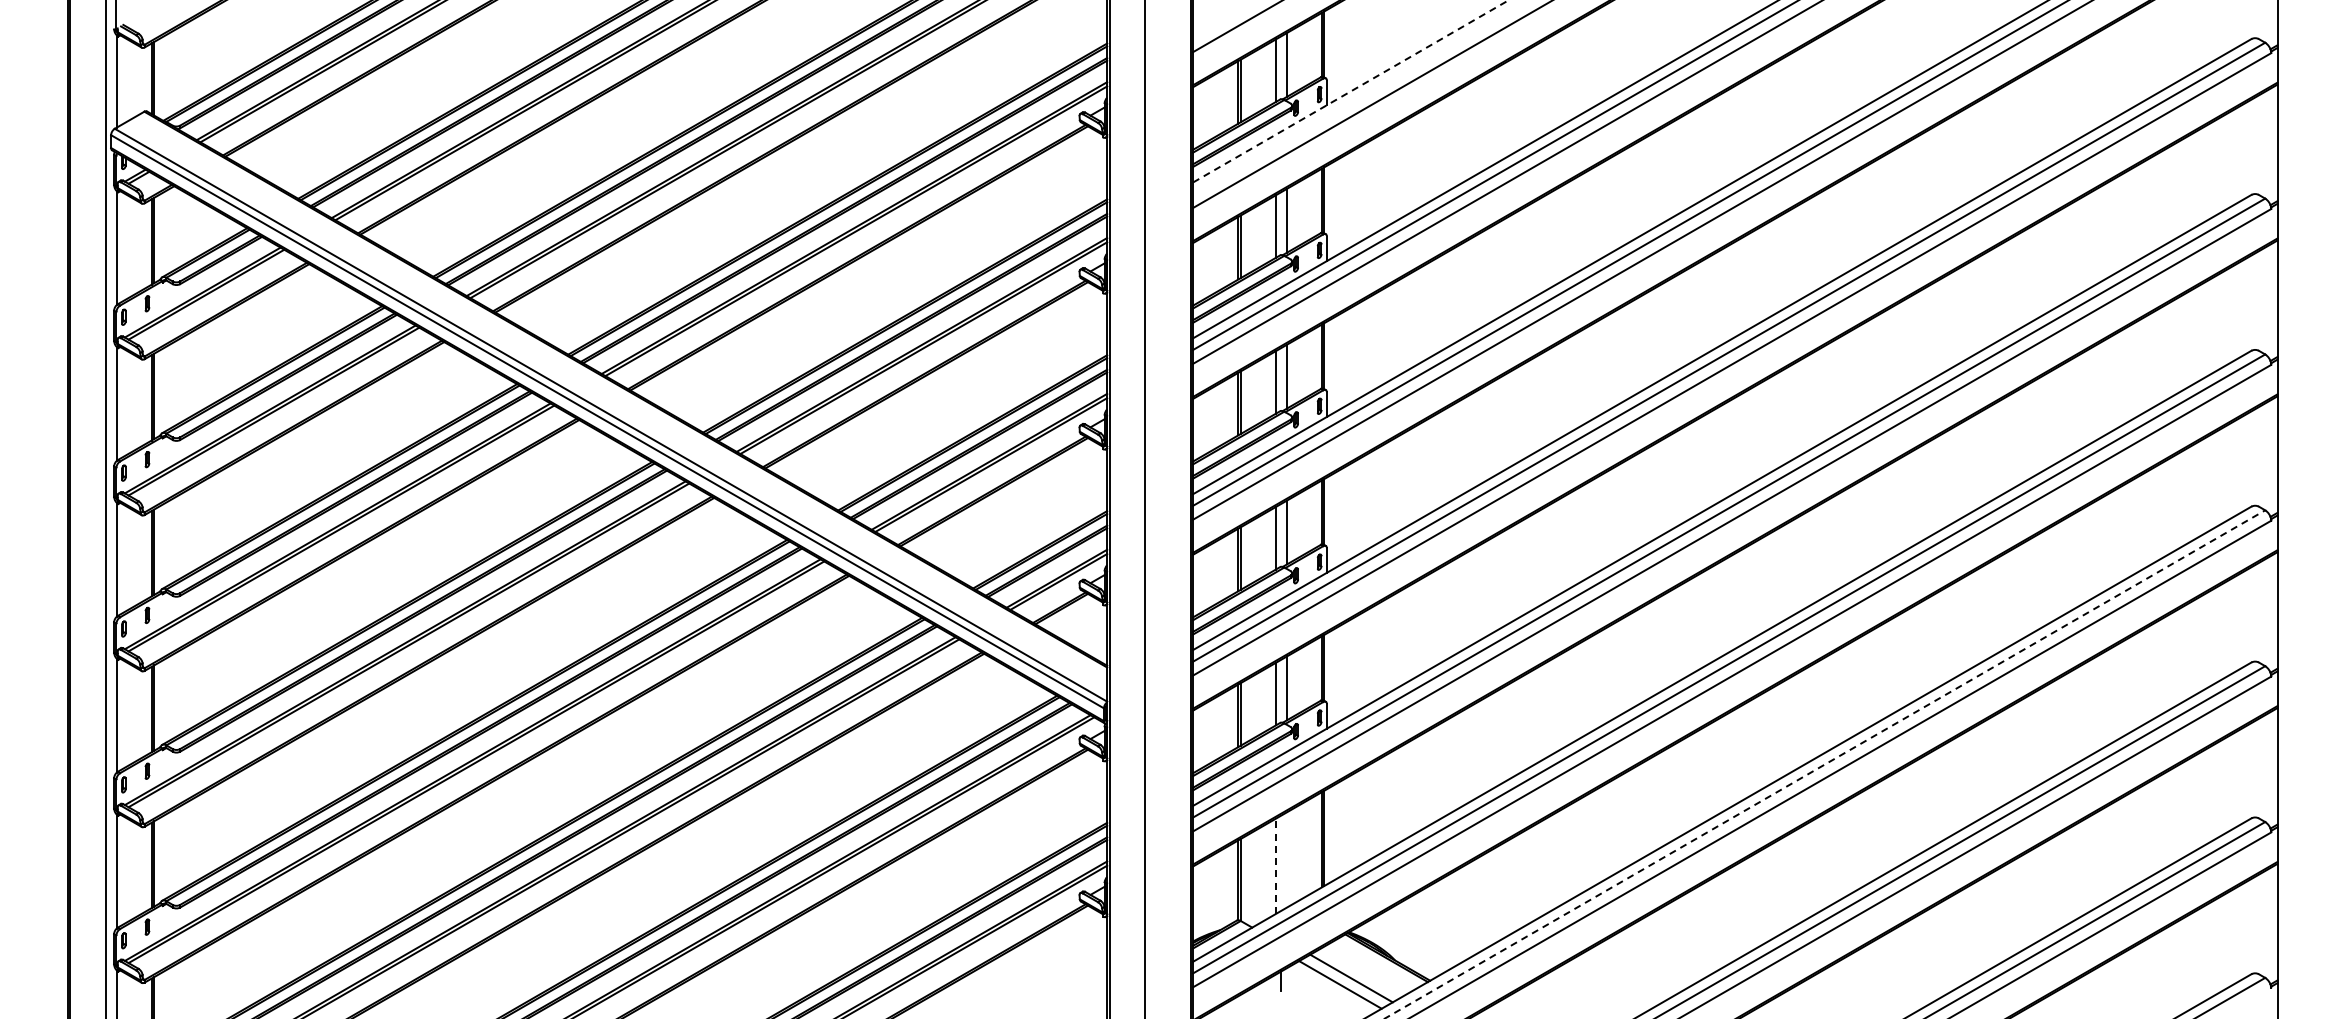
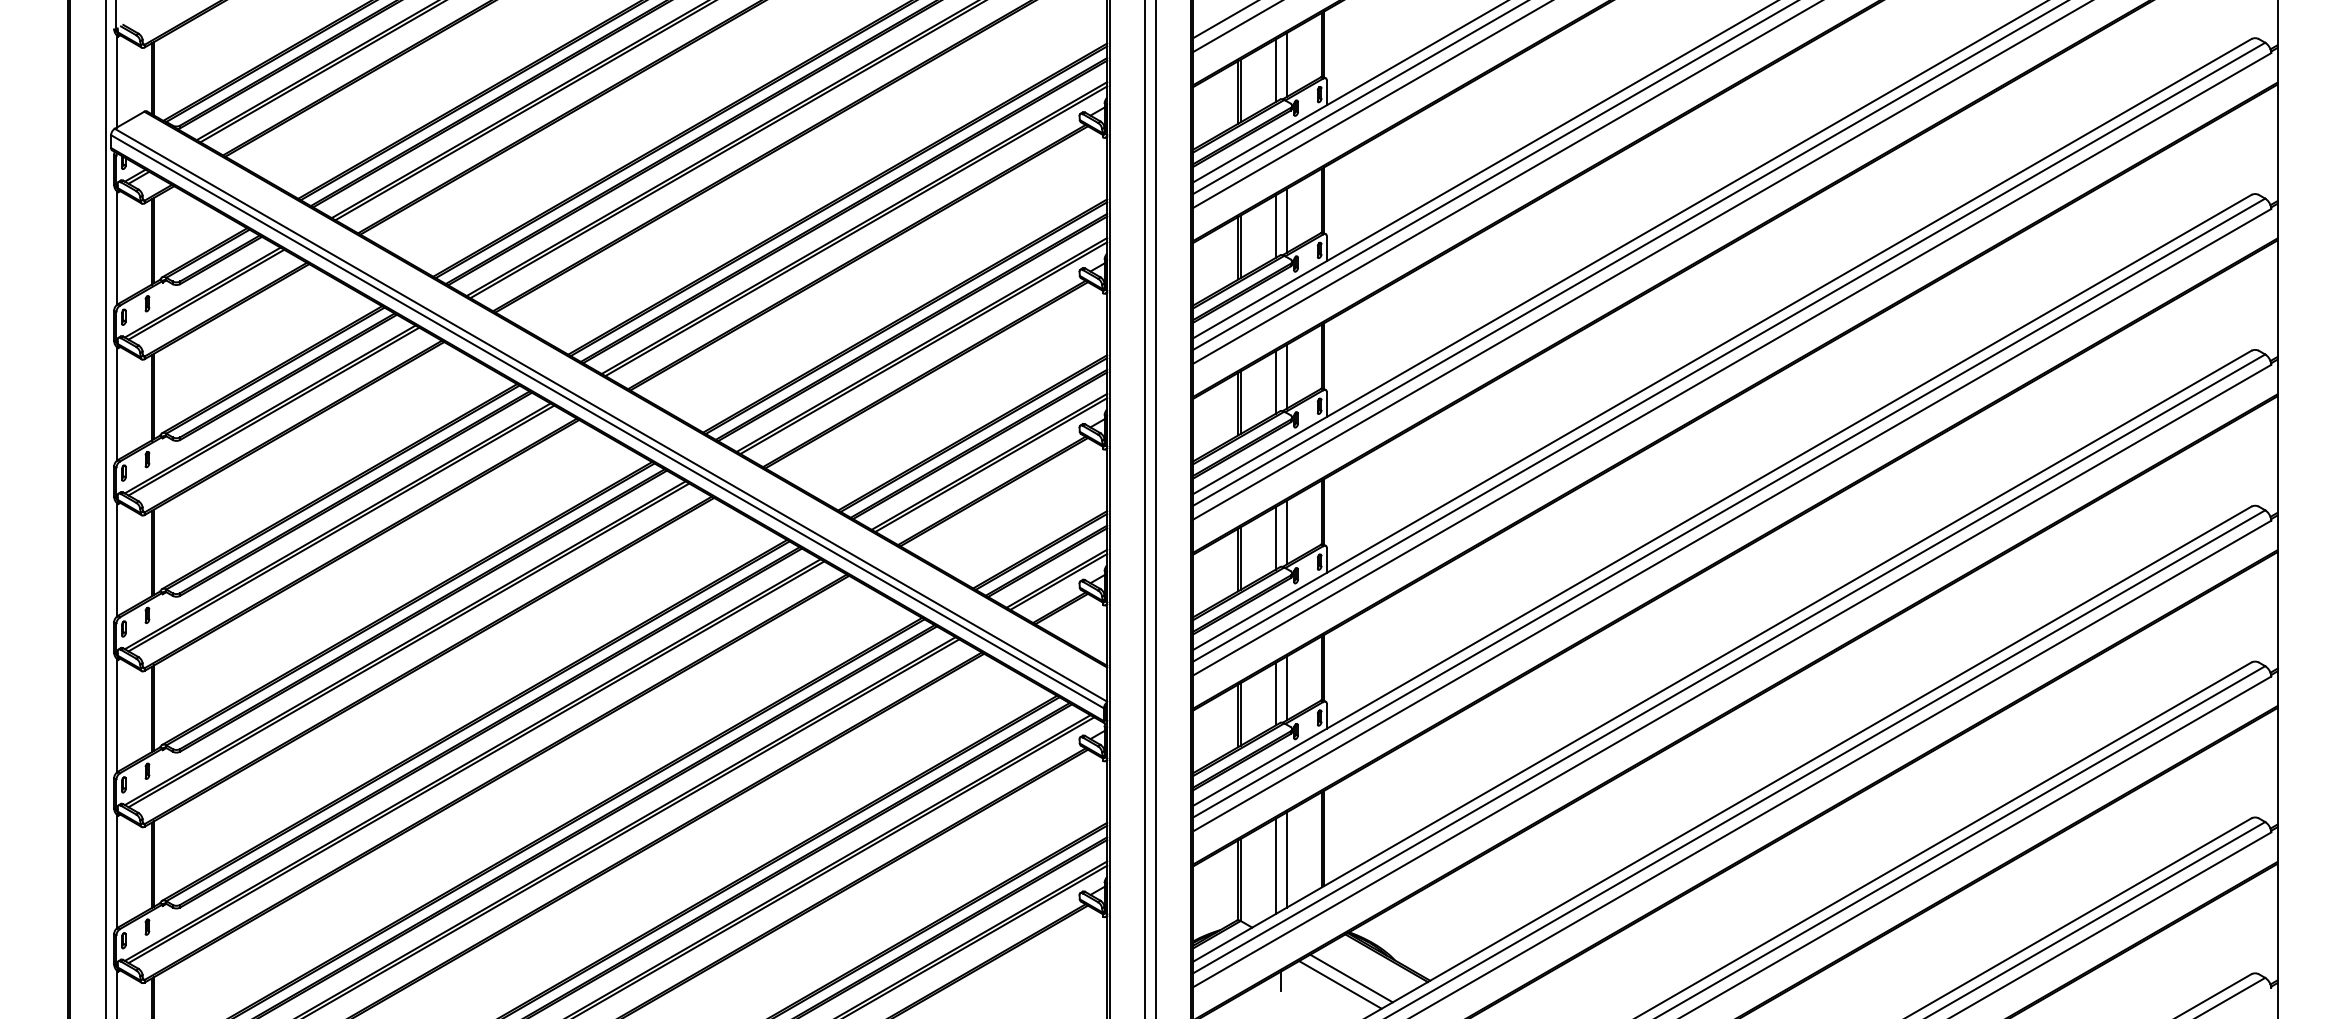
line: none -> present (1224, 20)
line: dashed -> solid (1351, 91)
line: none -> present (1359, 98)
line: none -> present (1155, 508)
line: dashed -> solid (1825, 764)
line: none -> present (1287, 859)
line: dashed -> solid (1275, 866)
